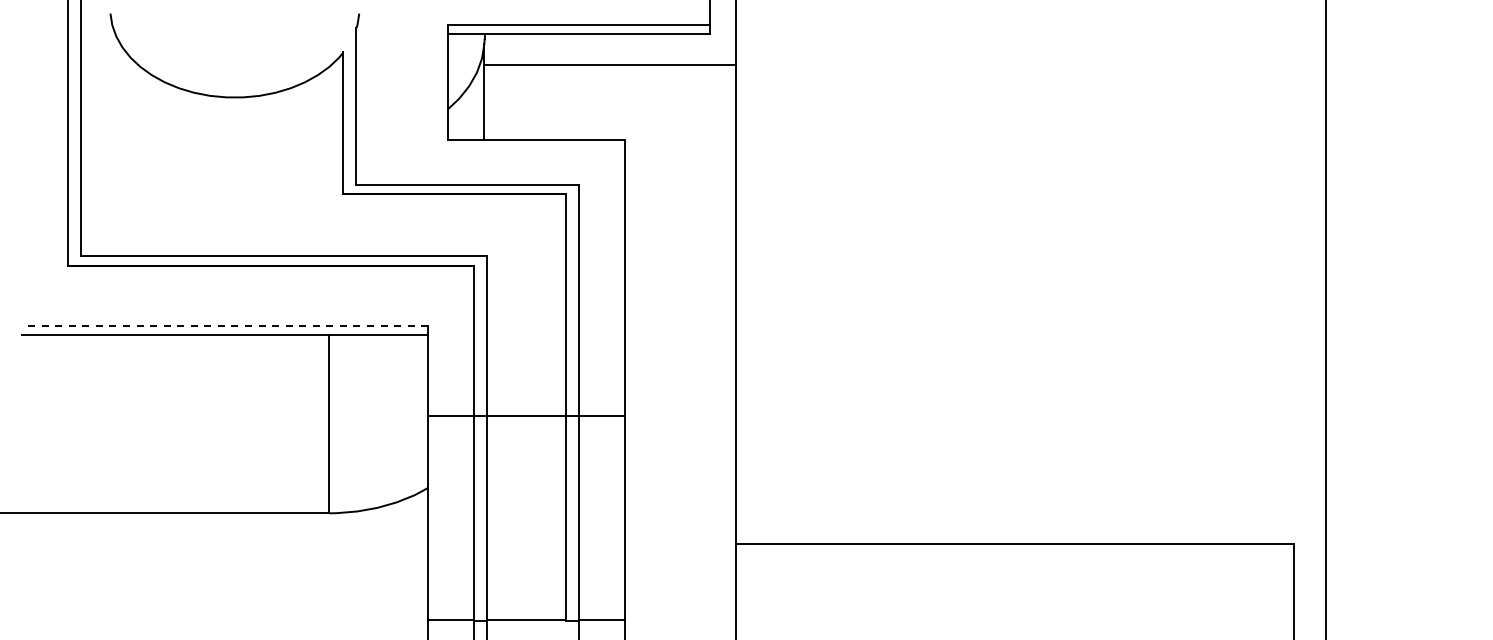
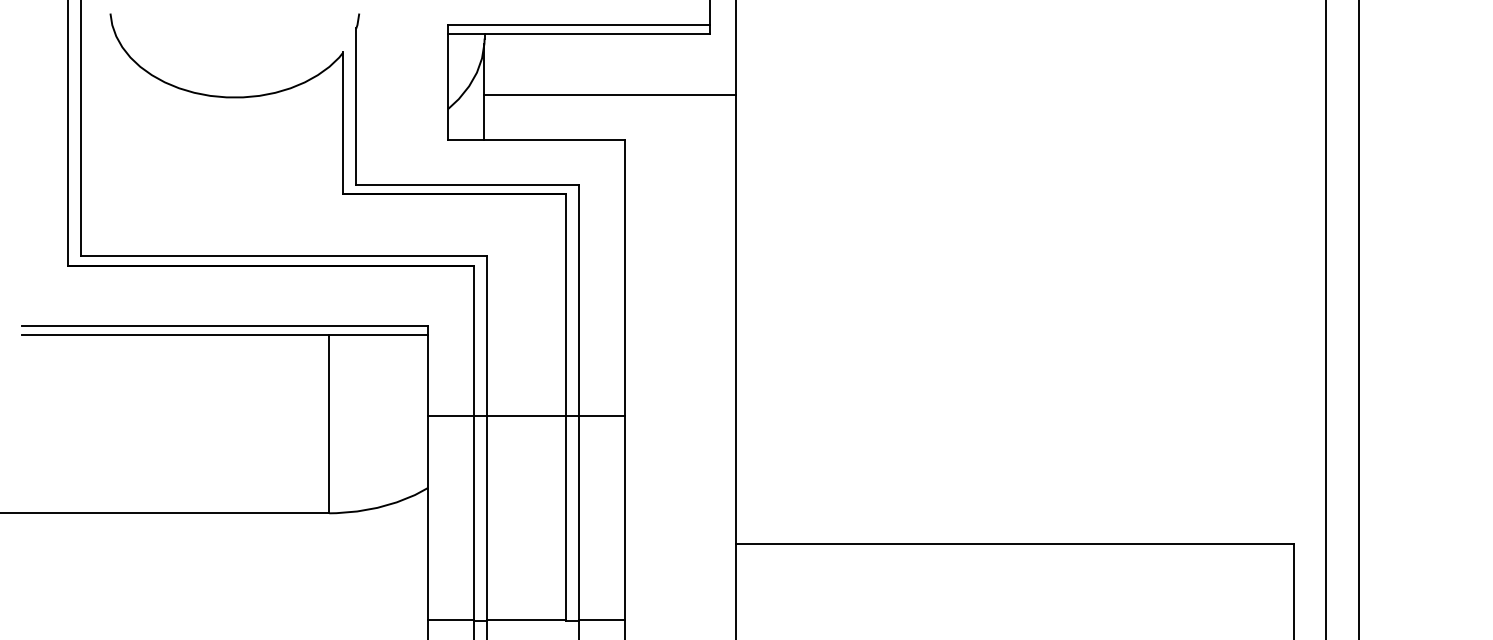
line position: (610, 65) -> (610, 95) (610, 95)
line: none -> present (1359, 319)
line: dashed -> solid (224, 325)
